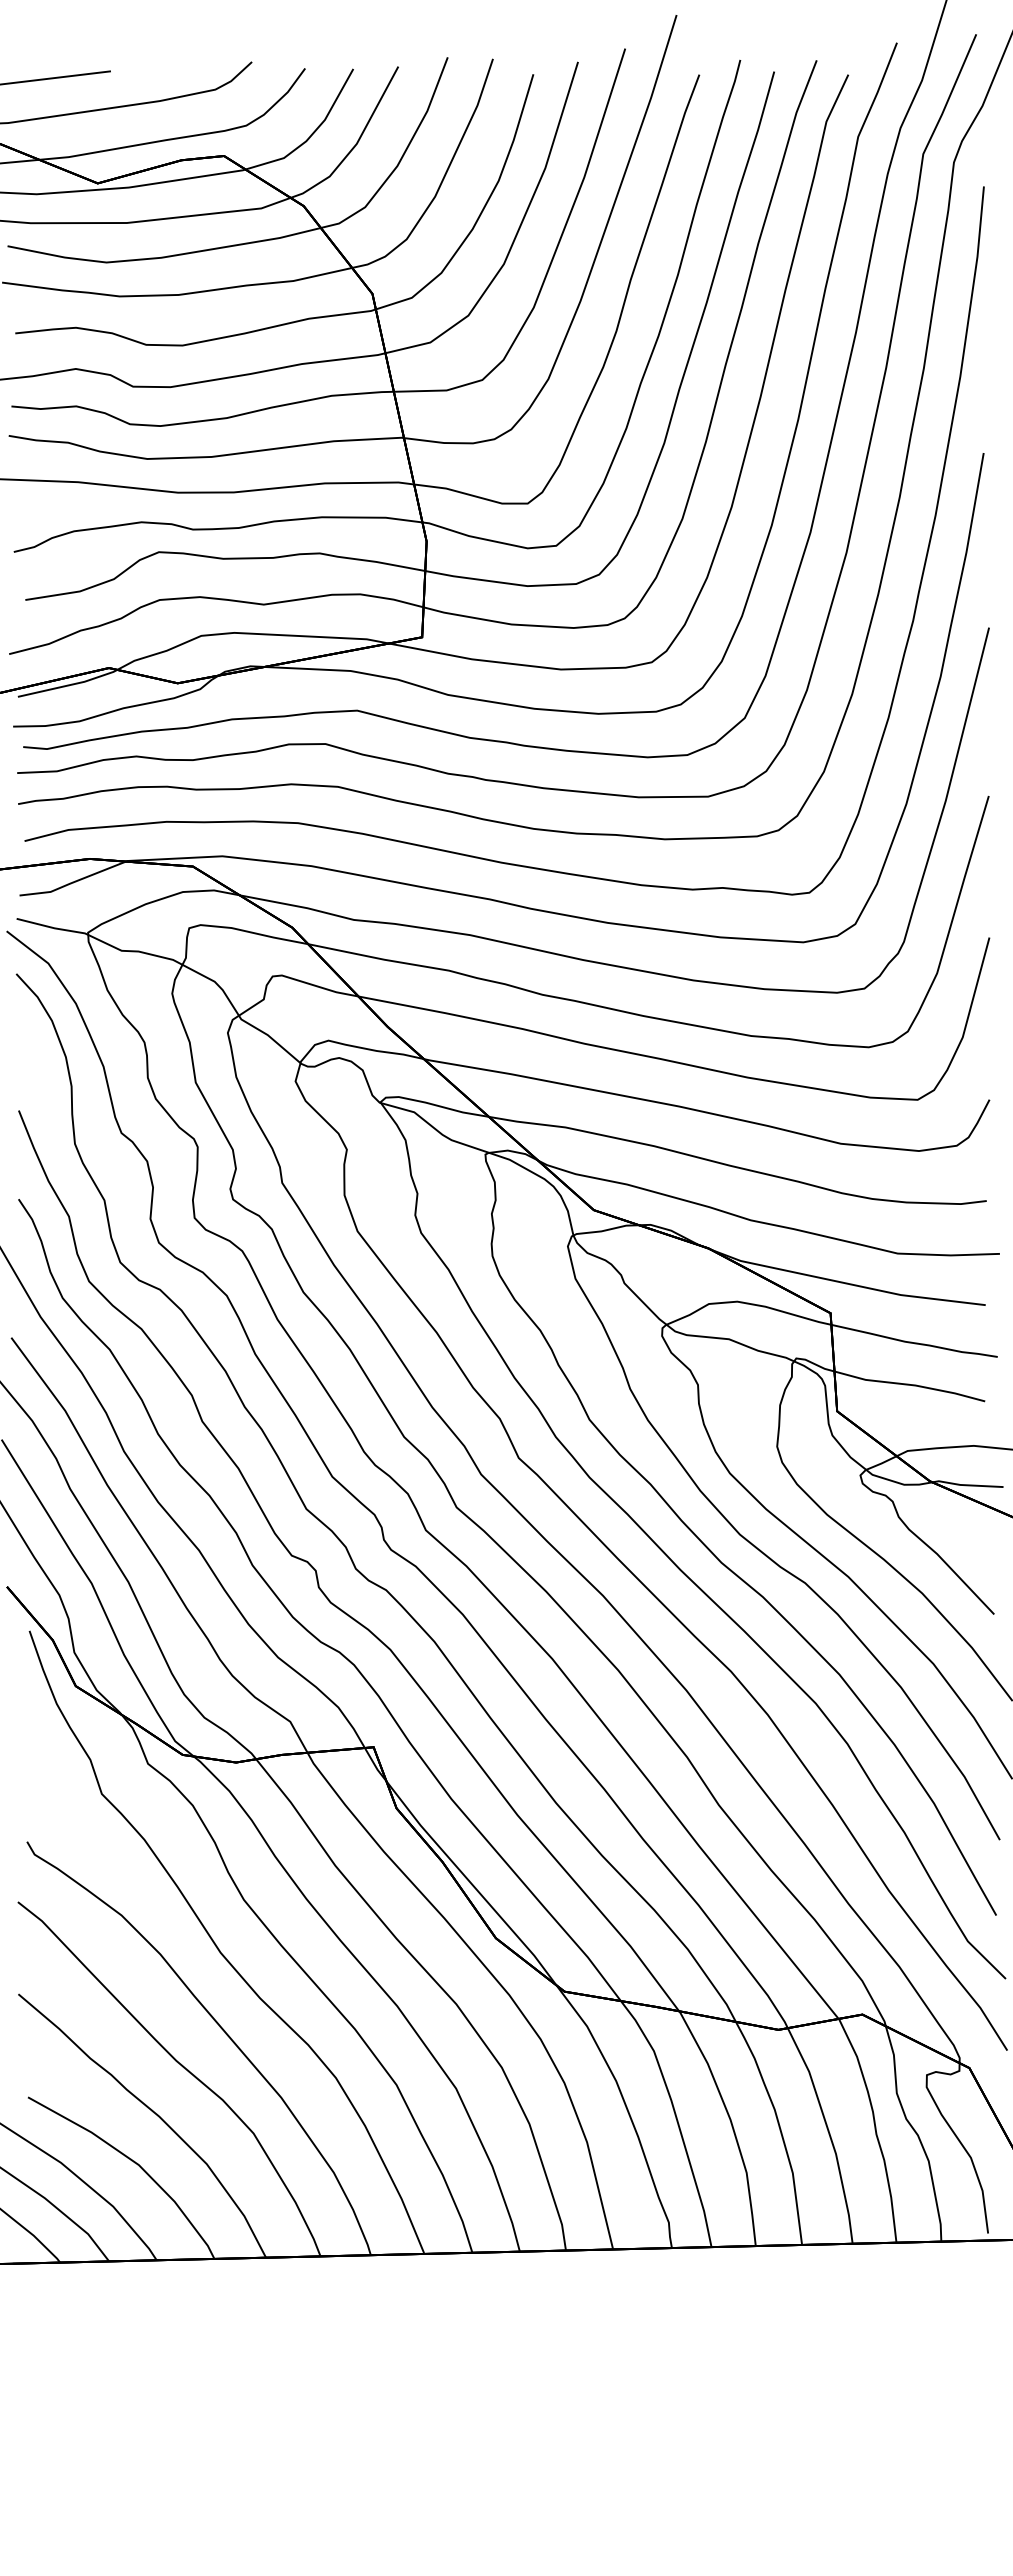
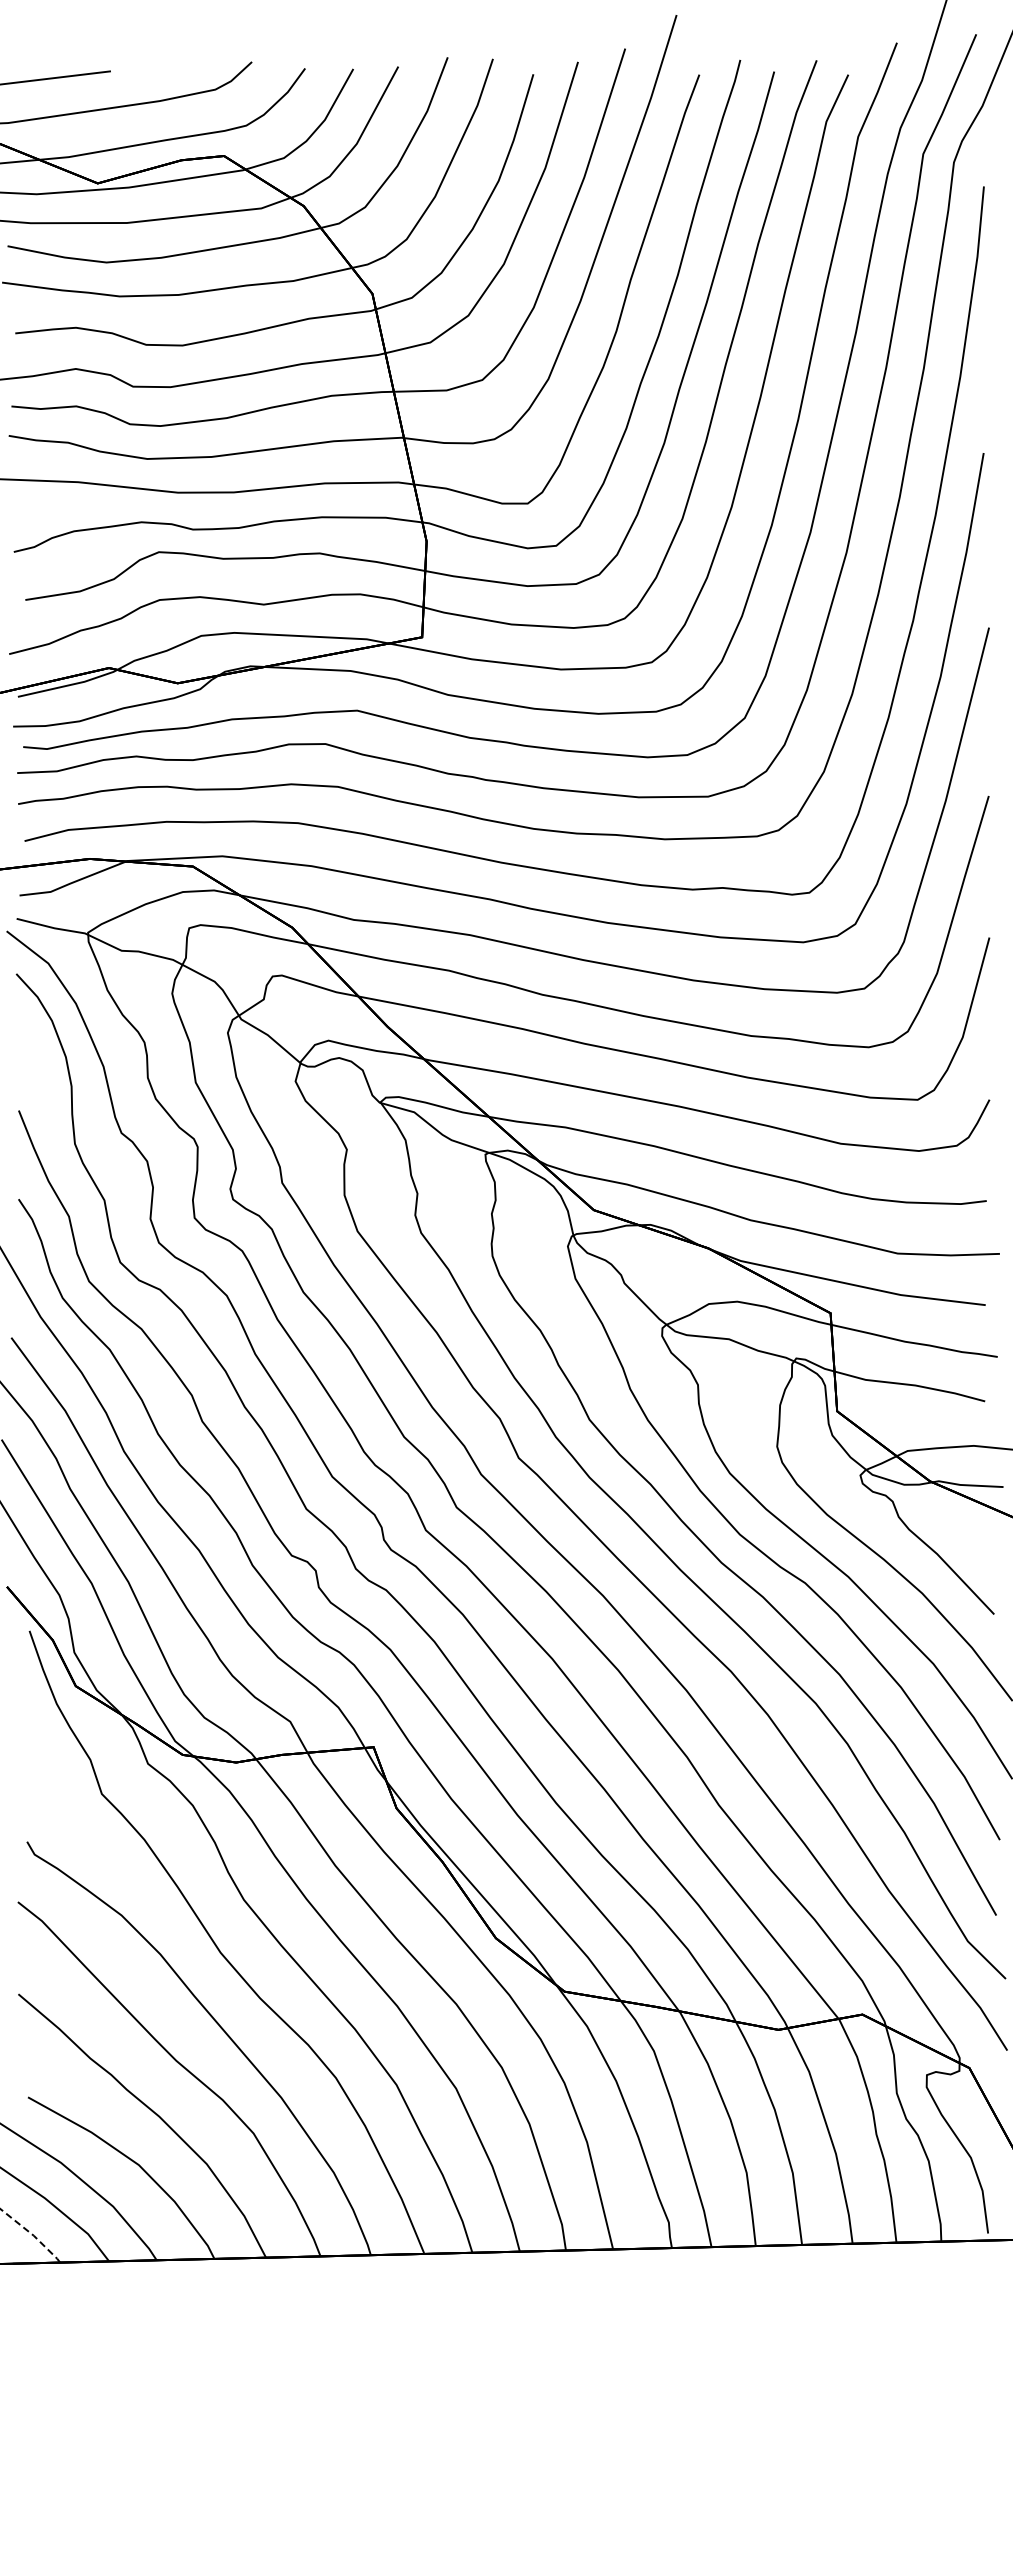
line: solid -> dashed (32, 2234)
